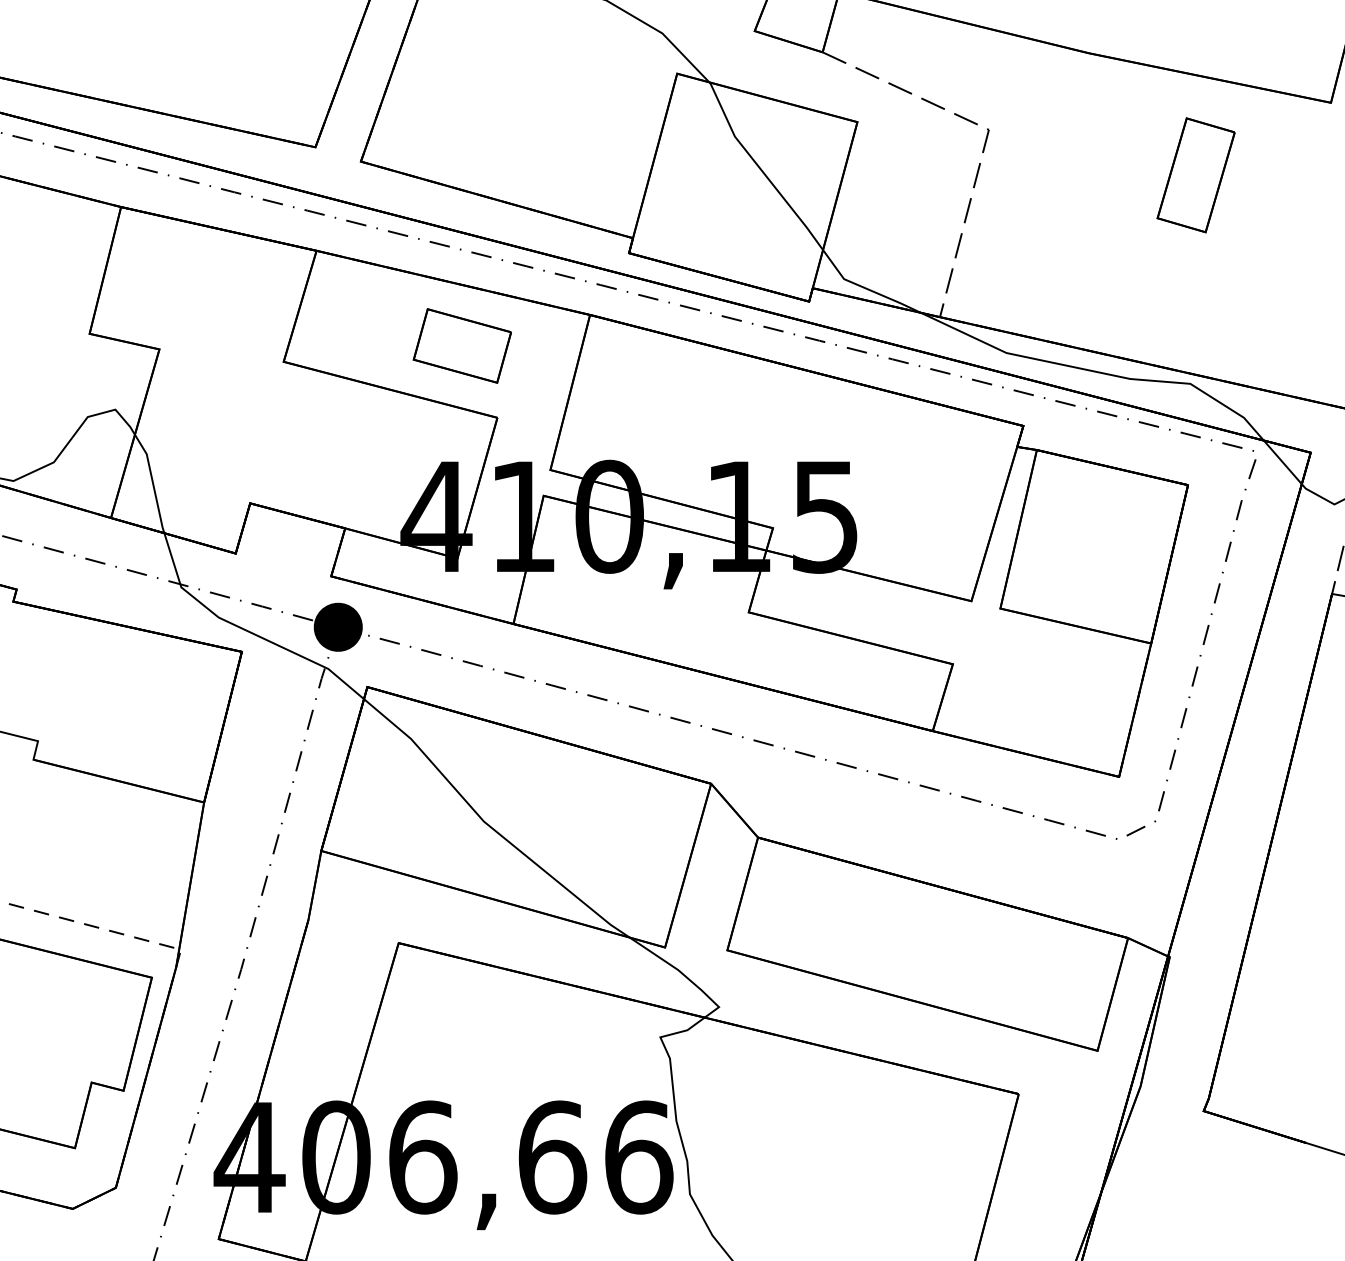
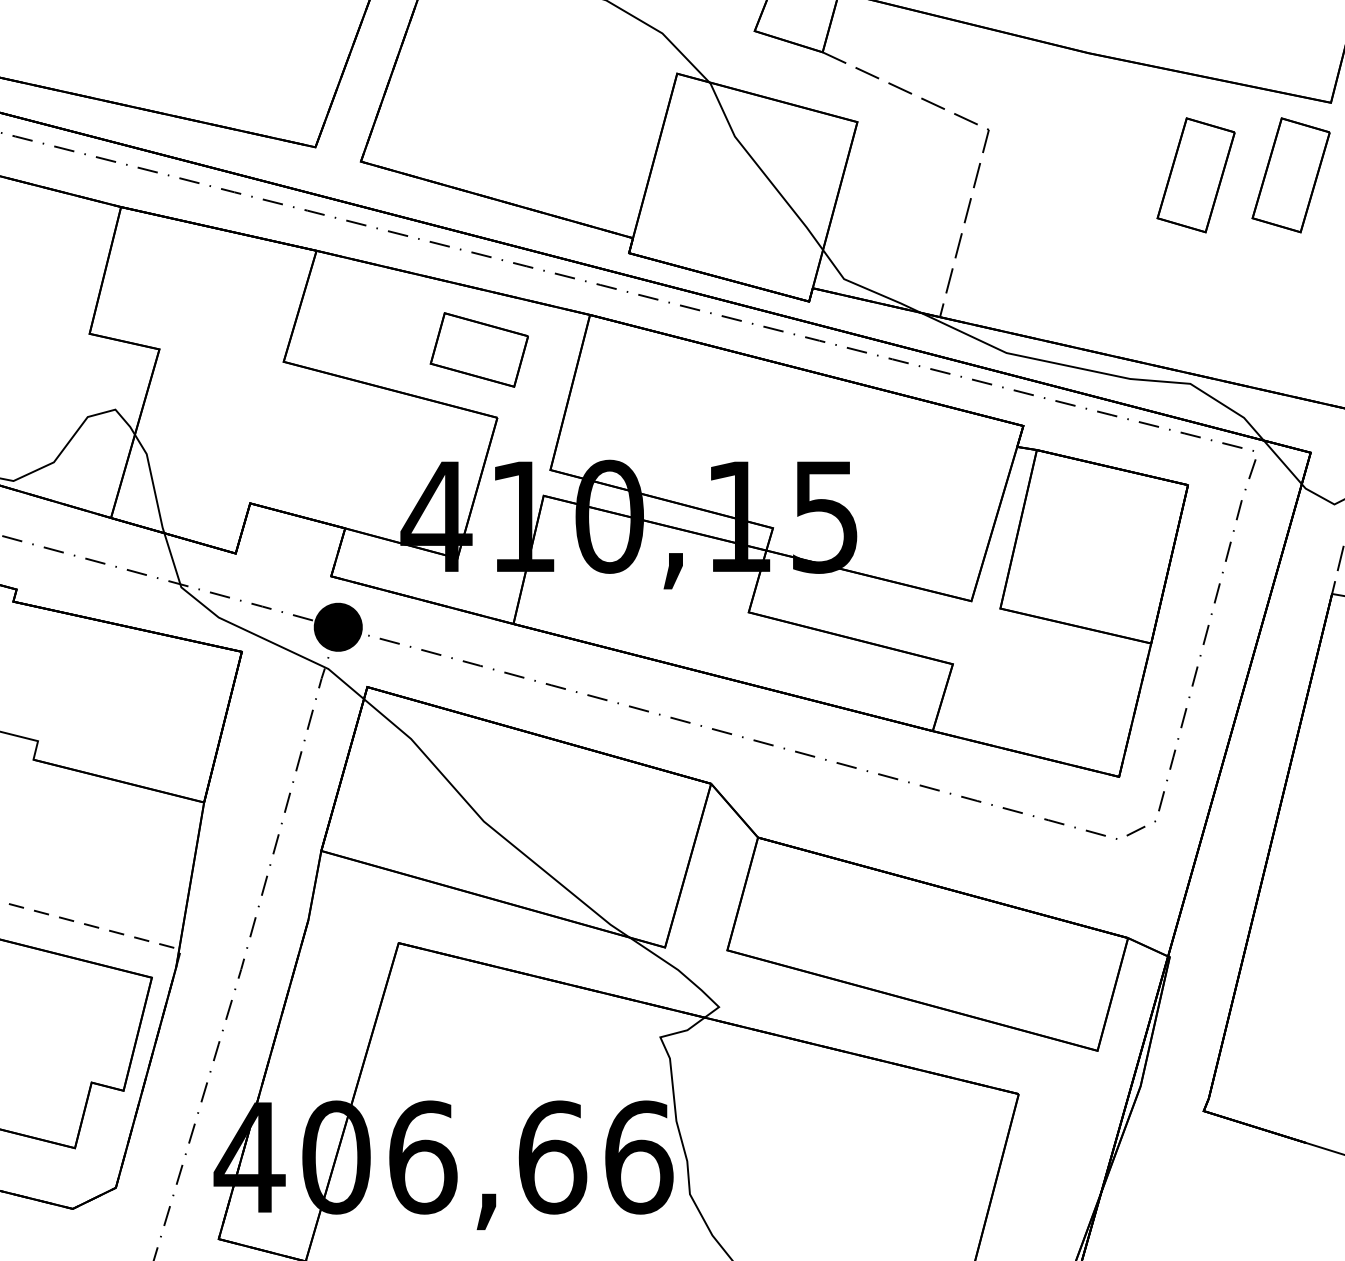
part: none -> present (1290, 175)
part position: (461, 345) -> (478, 349) (478, 349)
